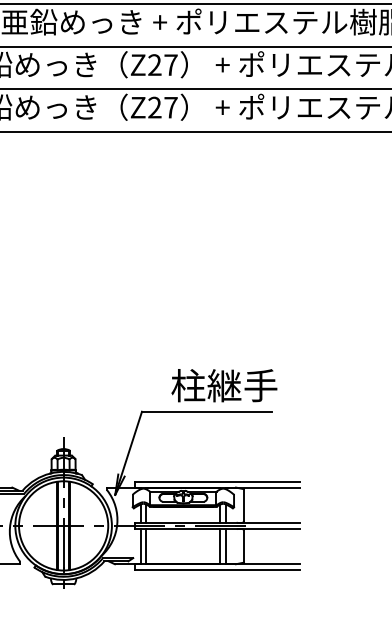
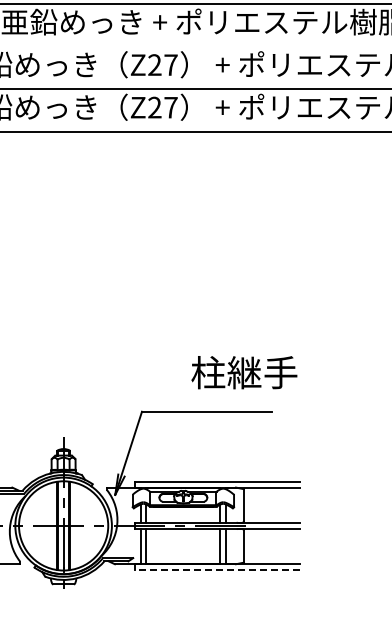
line: present -> none (195, 46)
text position: (224, 385) -> (244, 372) (244, 372)
line: solid -> dashed (217, 569)
